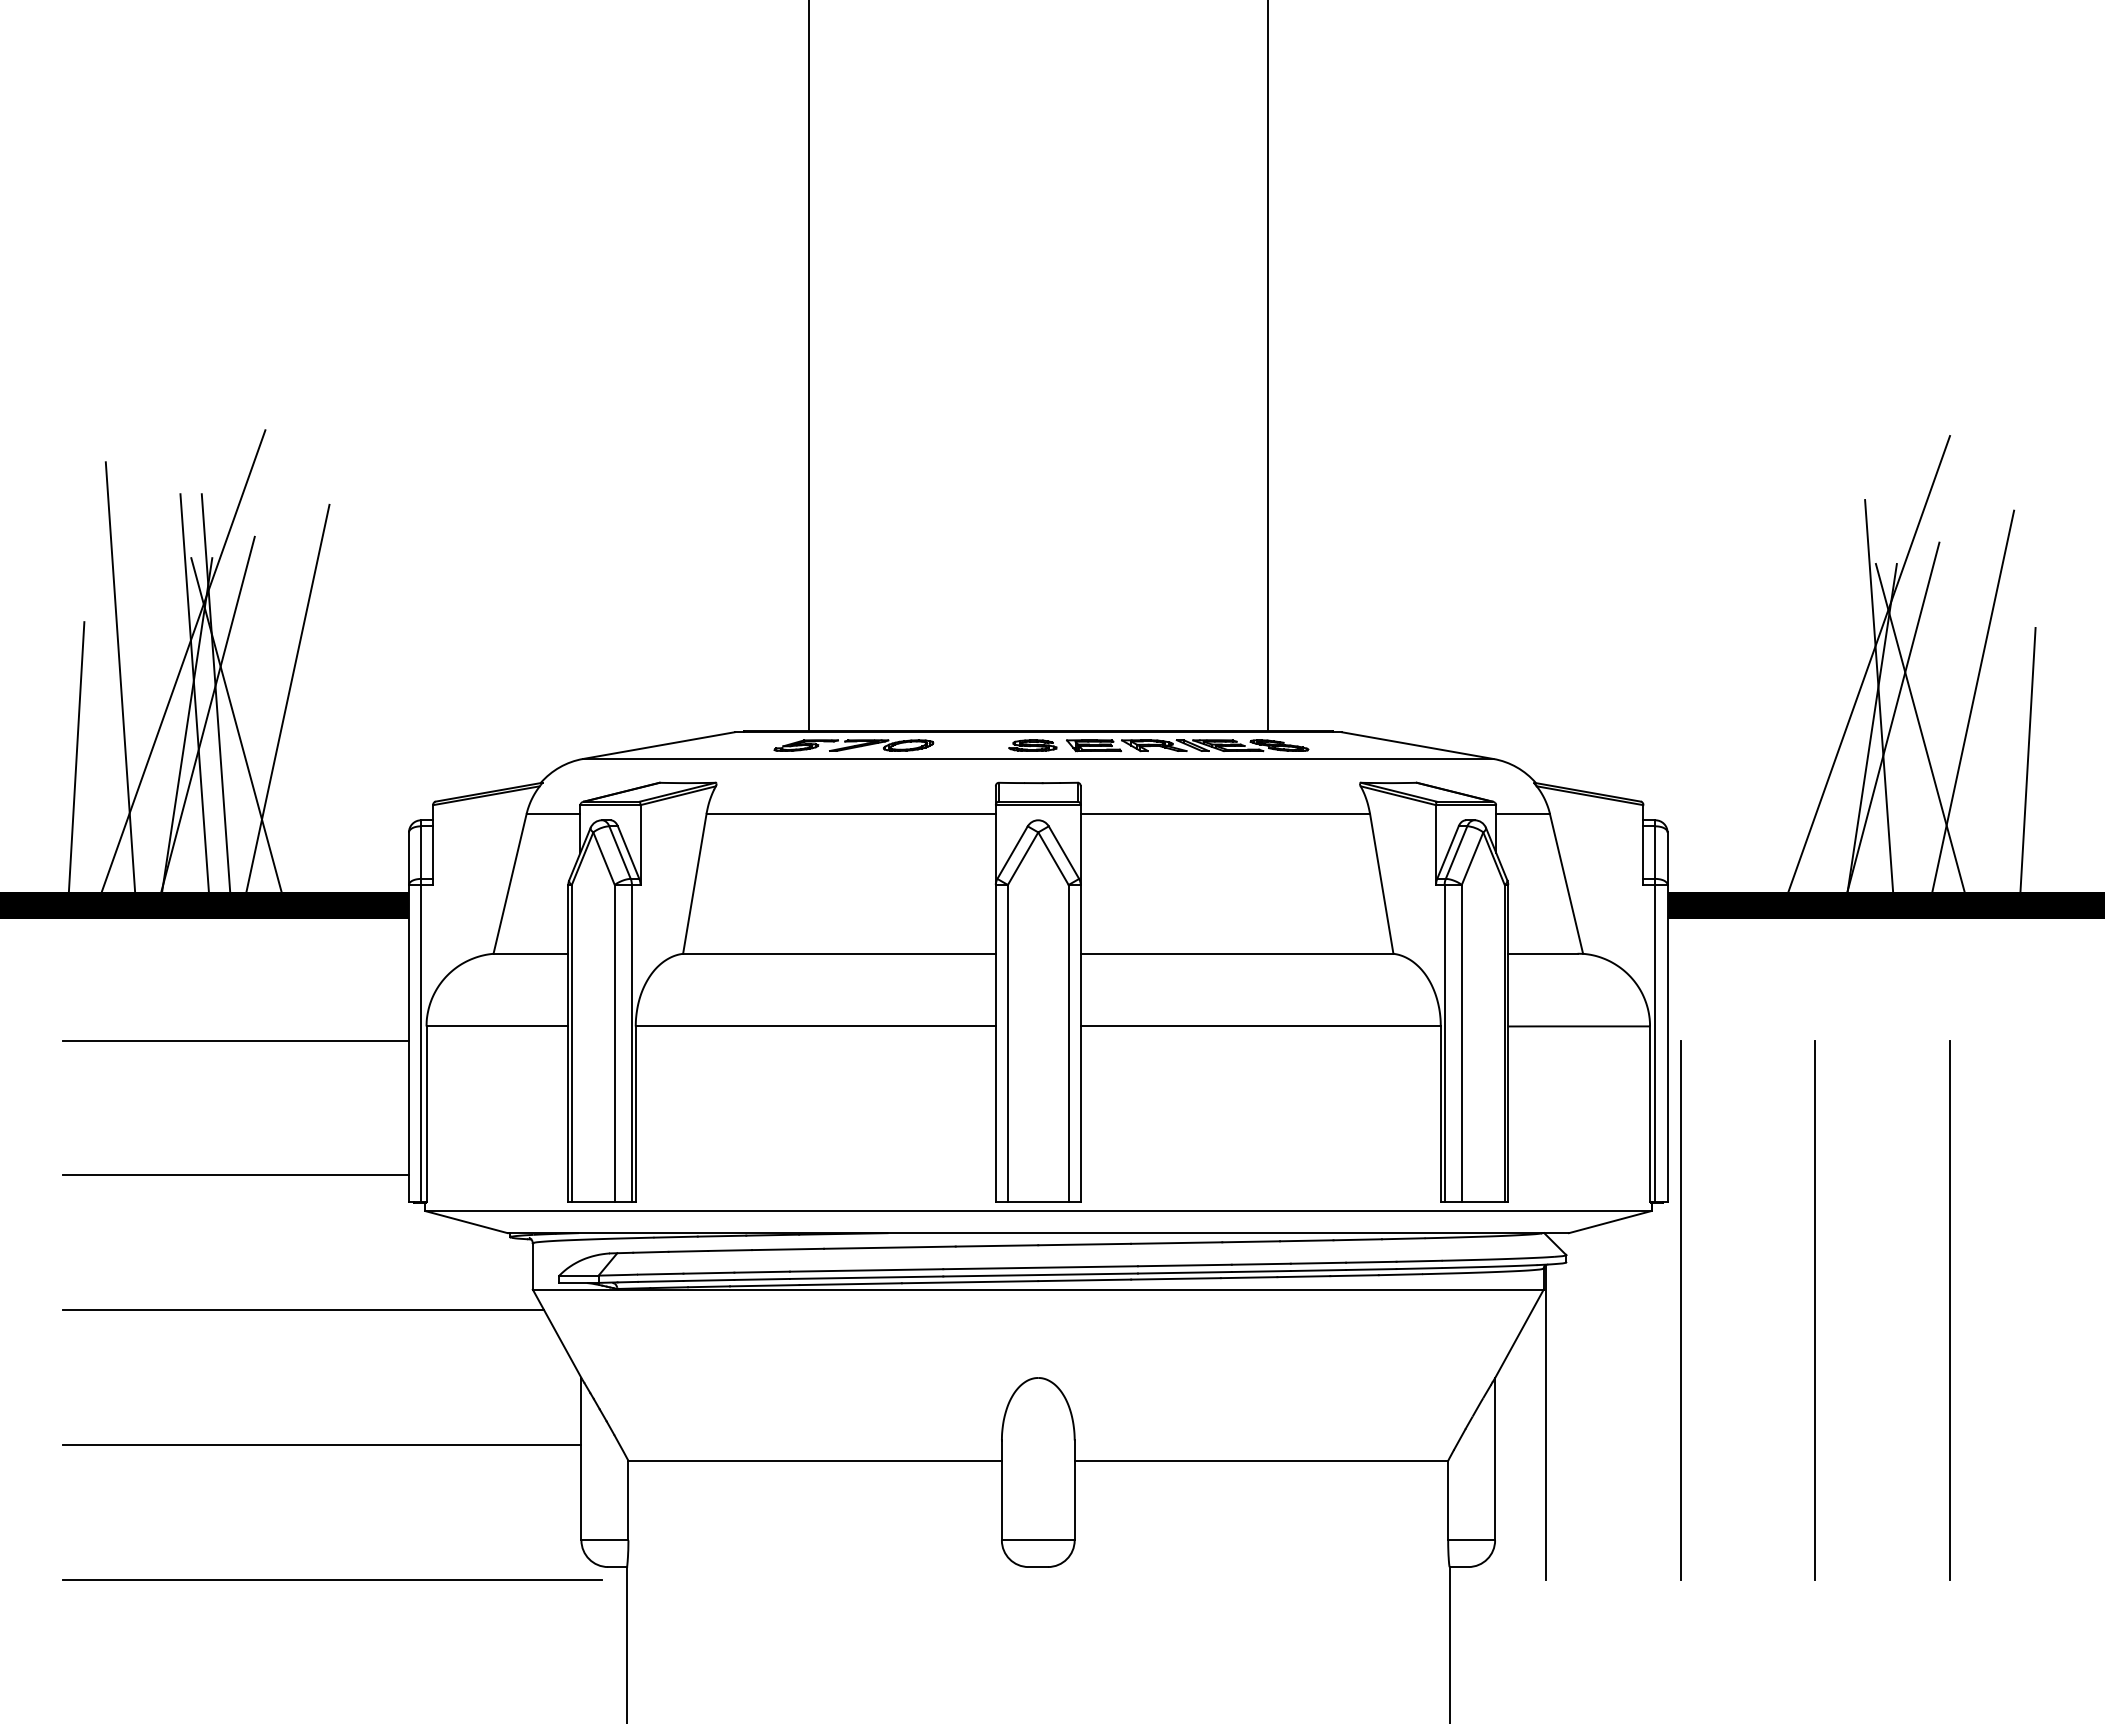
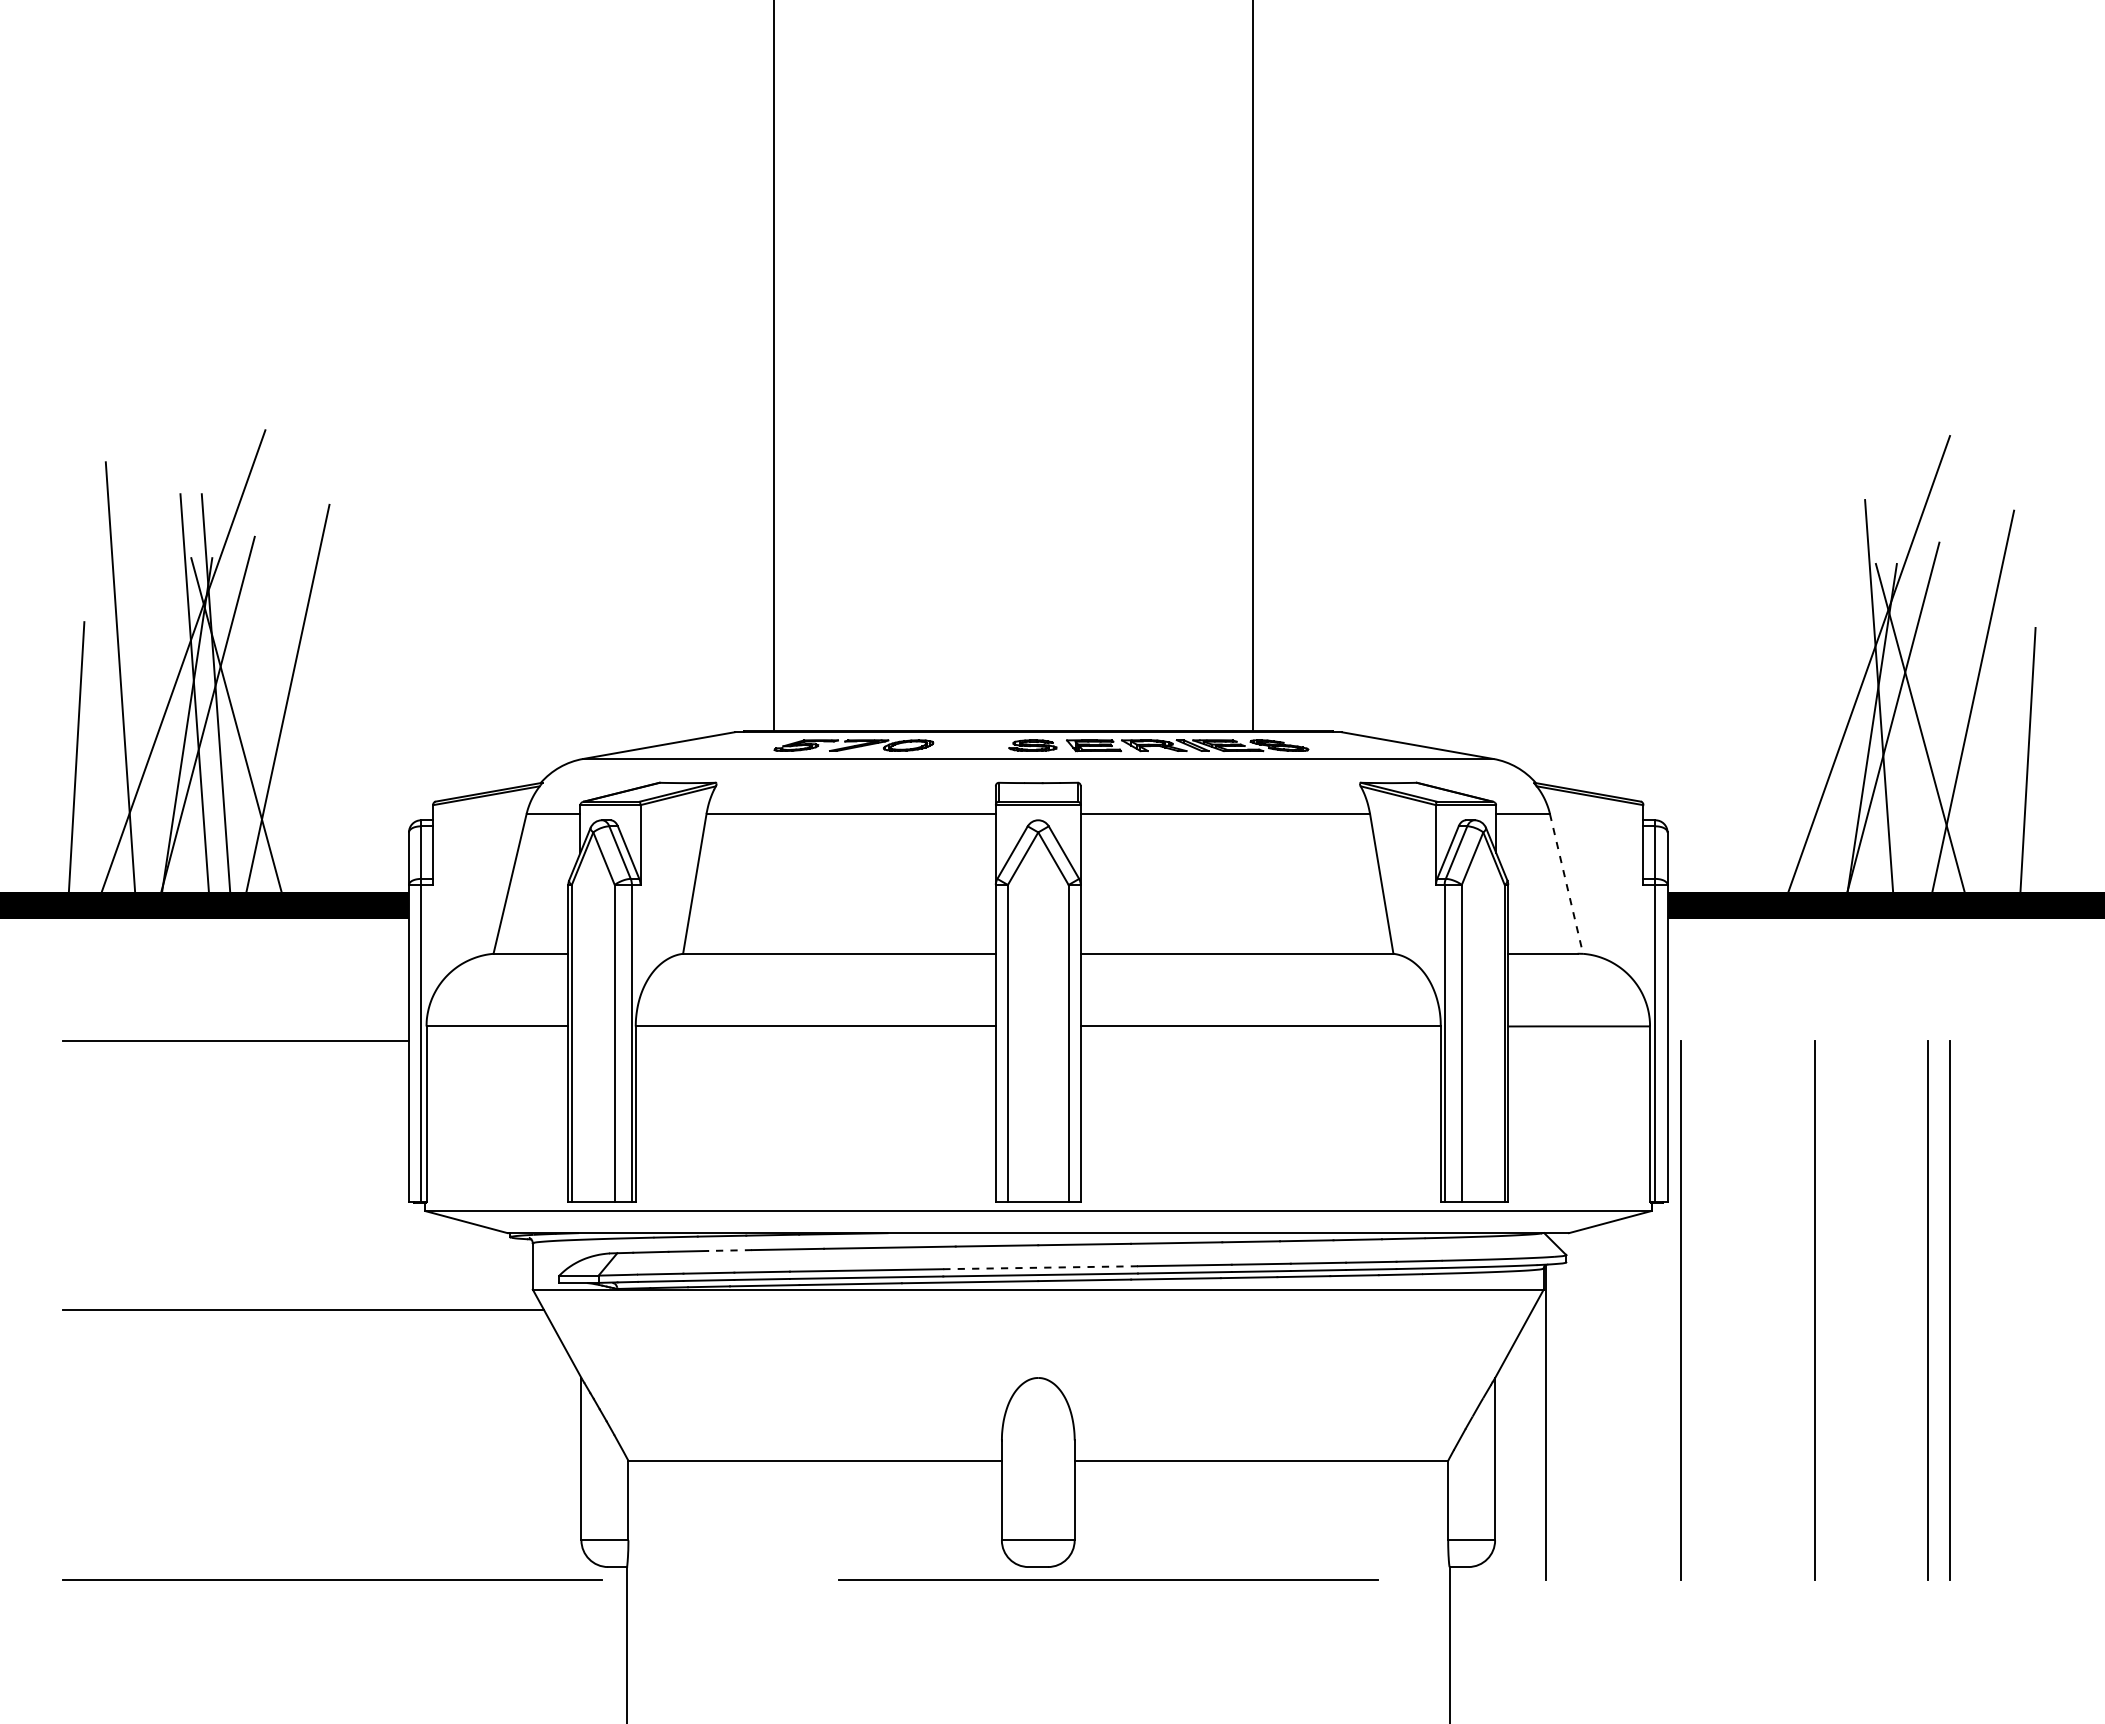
line position: (808, 366) -> (773, 366) (773, 366)
line position: (1267, 366) -> (1252, 366) (1252, 366)
line: solid -> dashed (1566, 883)
line: present -> none (236, 1175)
line: solid -> dashed (730, 1250)
line: solid -> dashed (1040, 1267)
line: none -> present (1927, 1310)
line: present -> none (322, 1444)
line: none -> present (1108, 1579)
